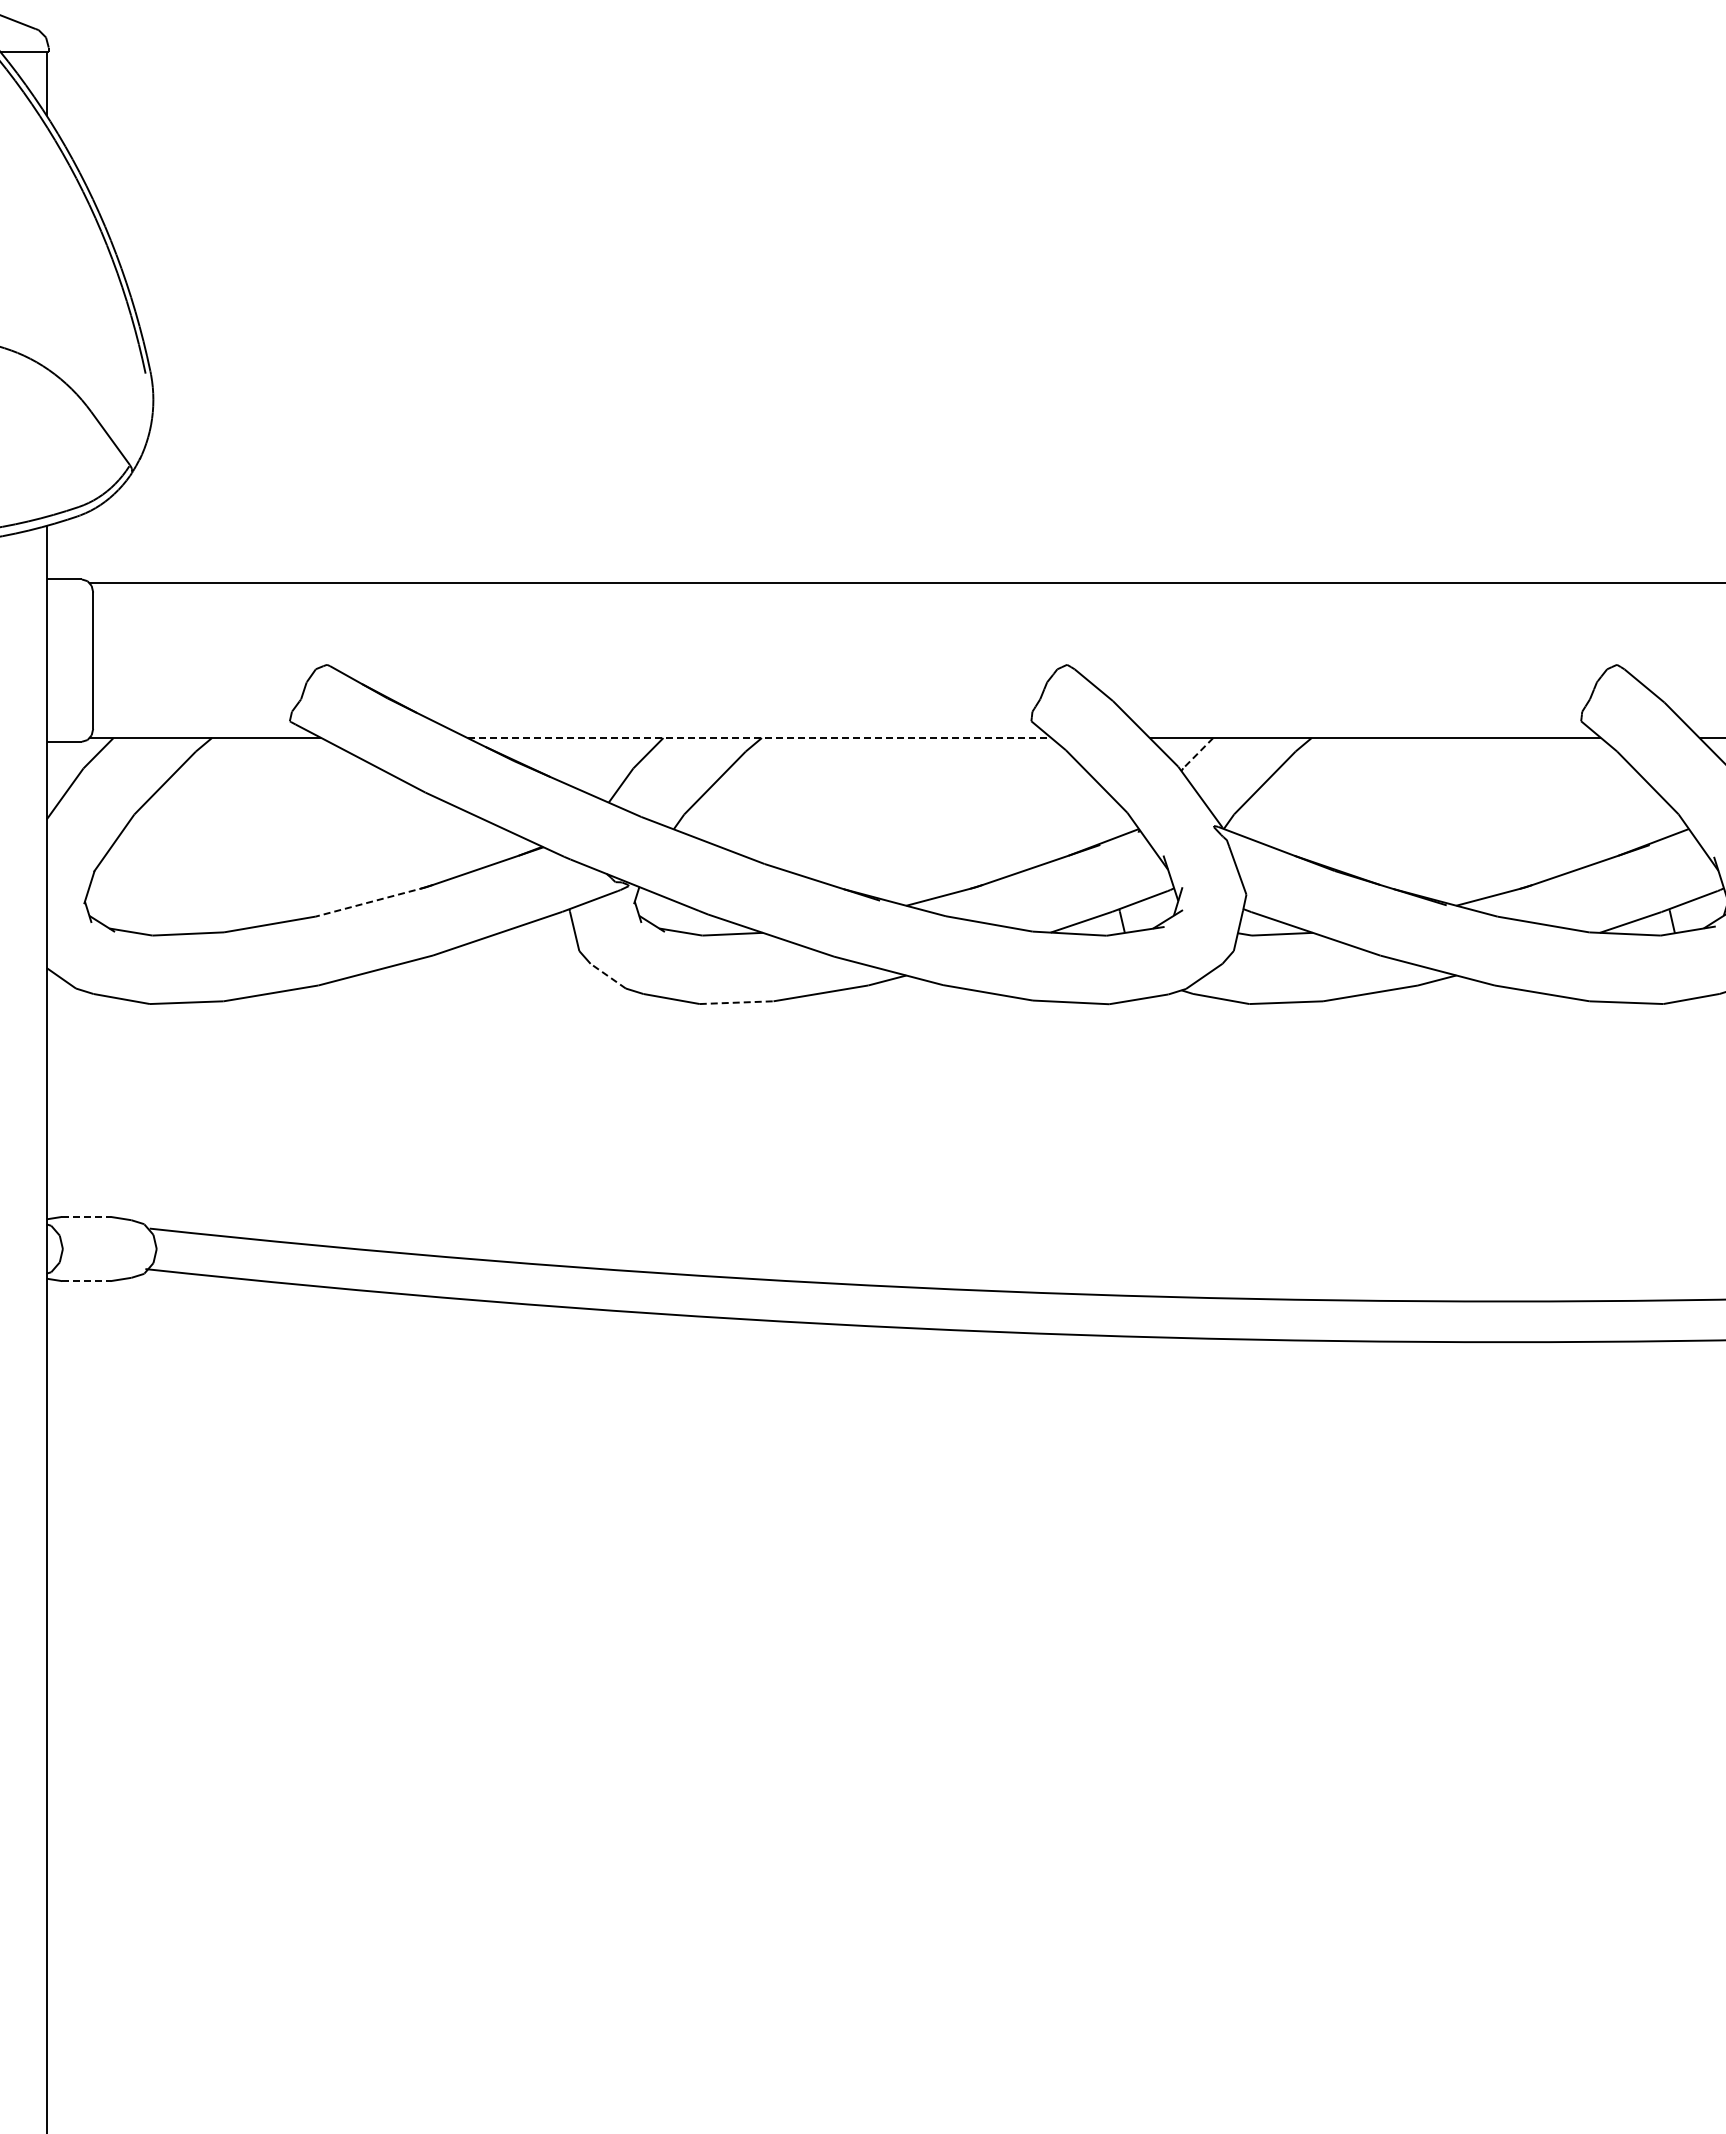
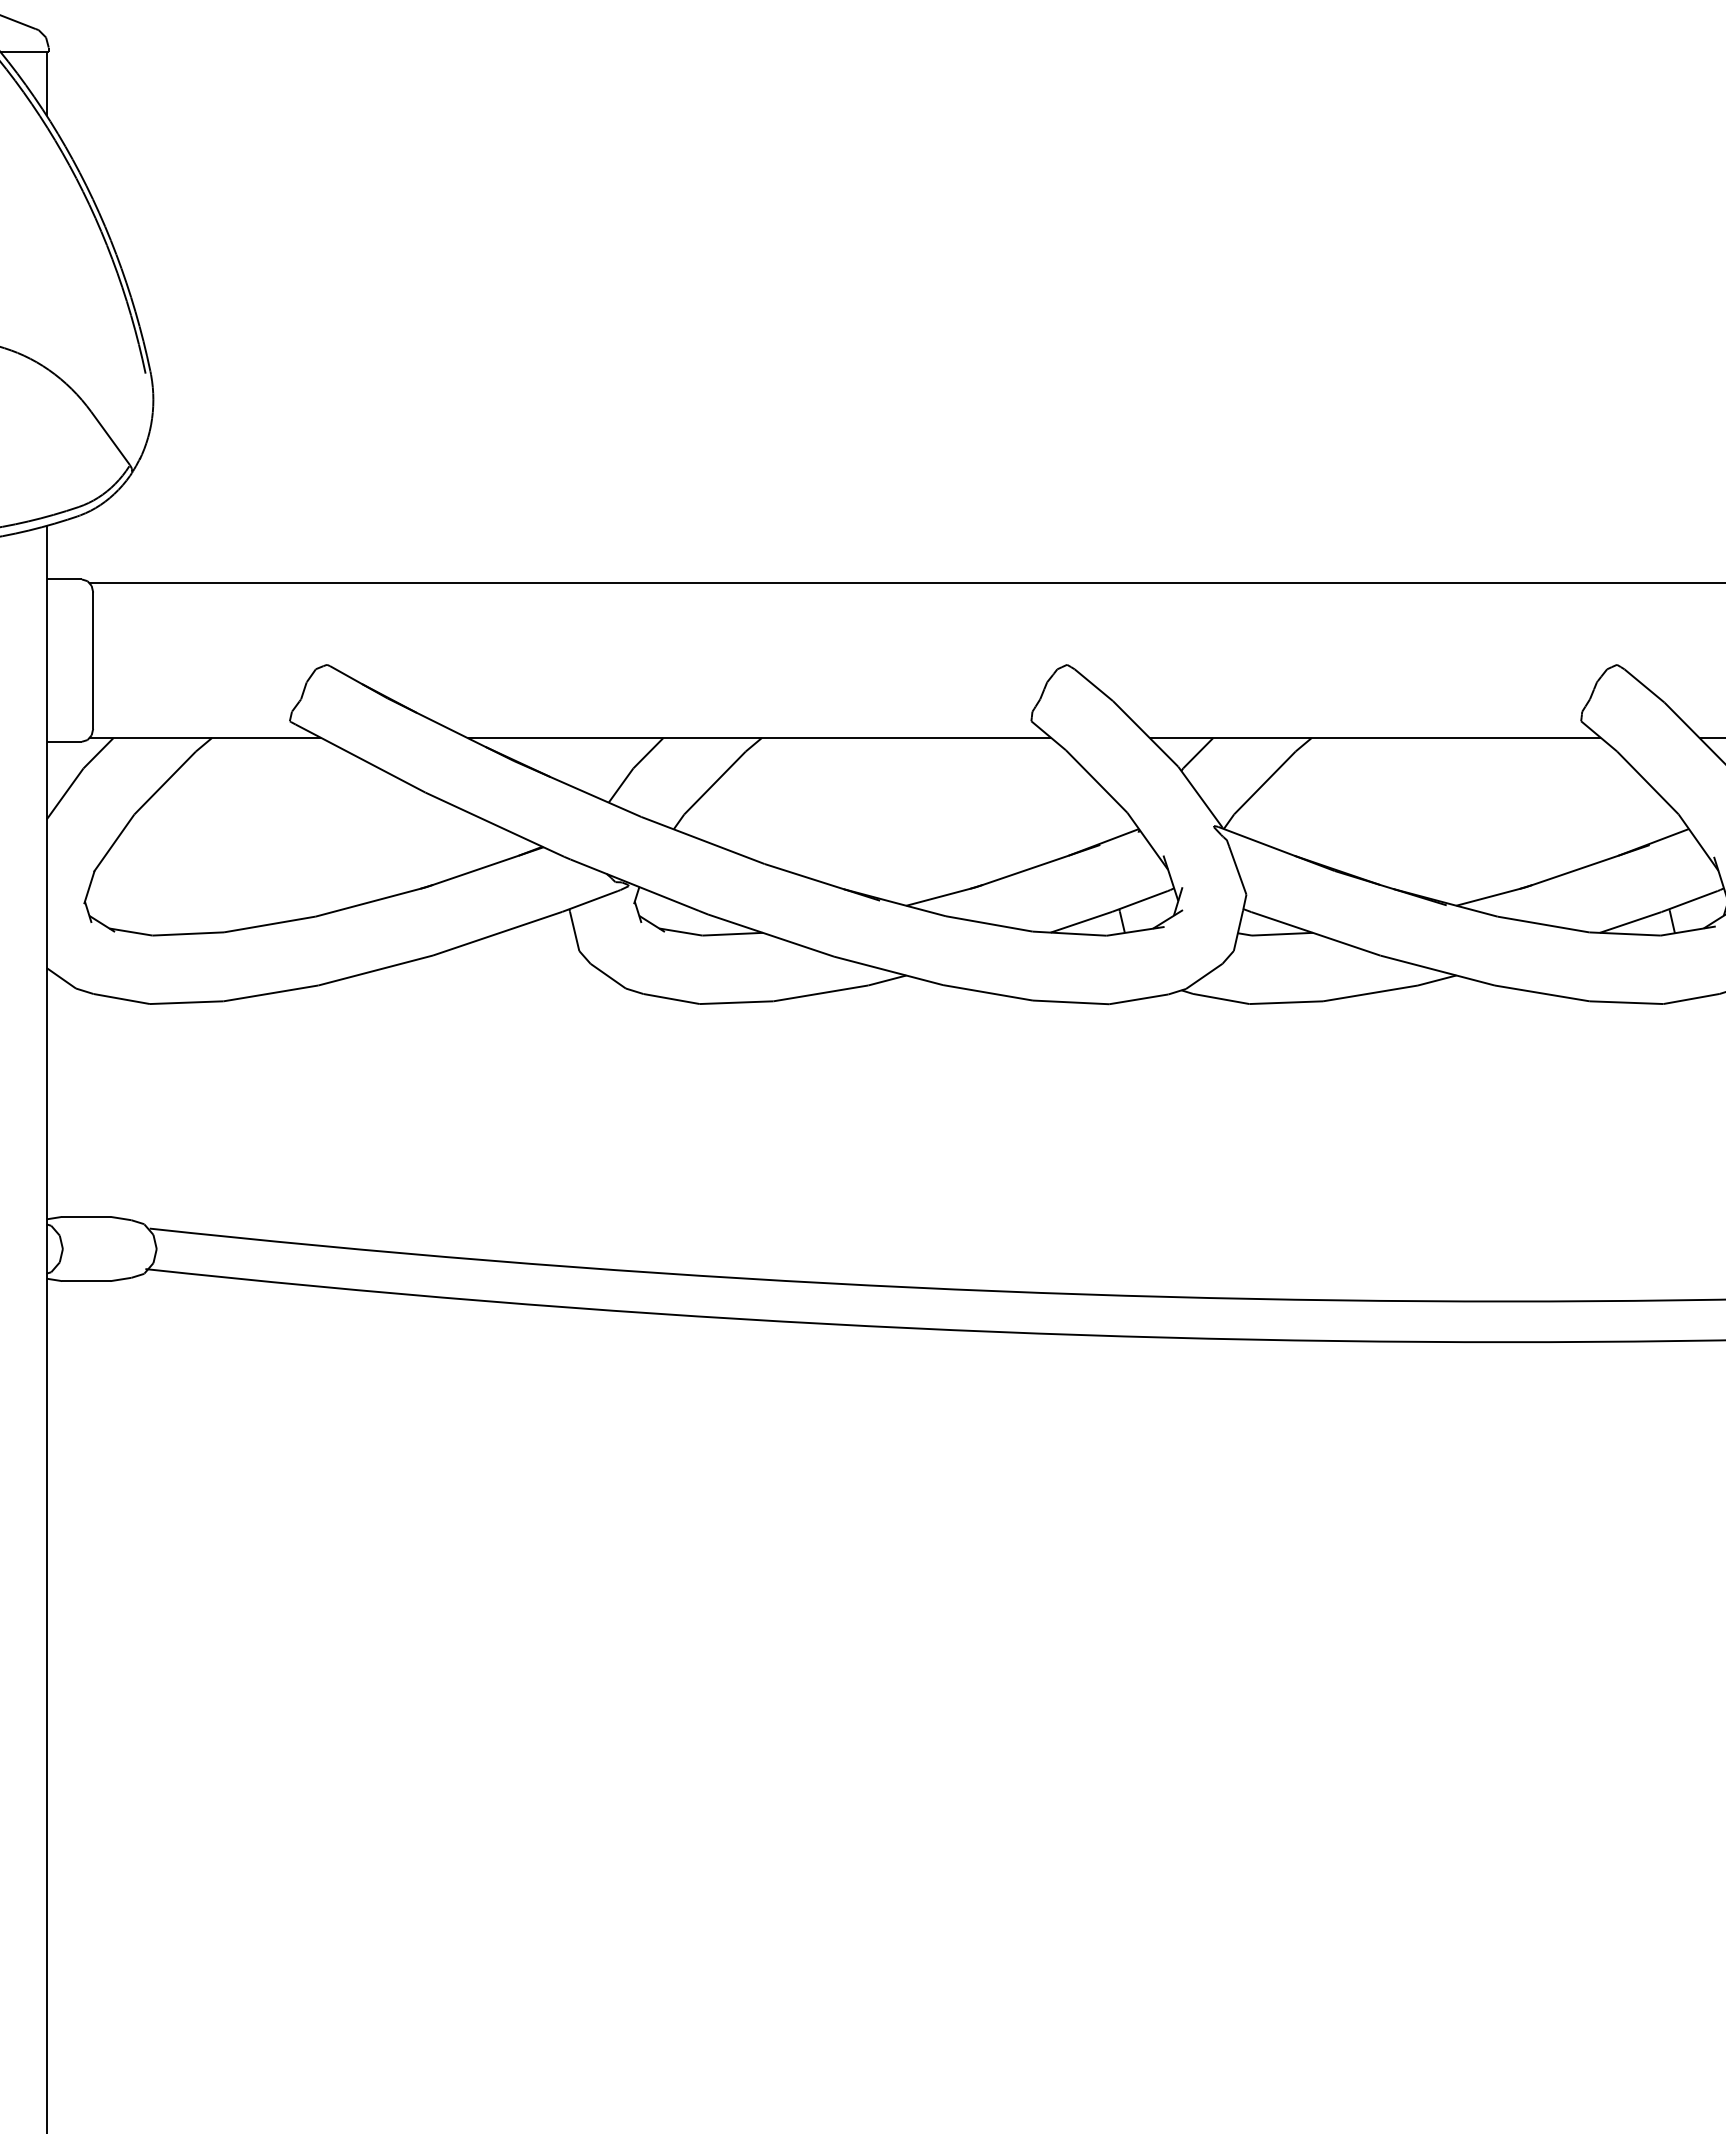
line: dashed -> solid (759, 738)
line: dashed -> solid (1197, 753)
line: dashed -> solid (370, 902)
line: dashed -> solid (608, 976)
line: dashed -> solid (736, 1002)
line: dashed -> solid (86, 1216)
line: dashed -> solid (86, 1281)
